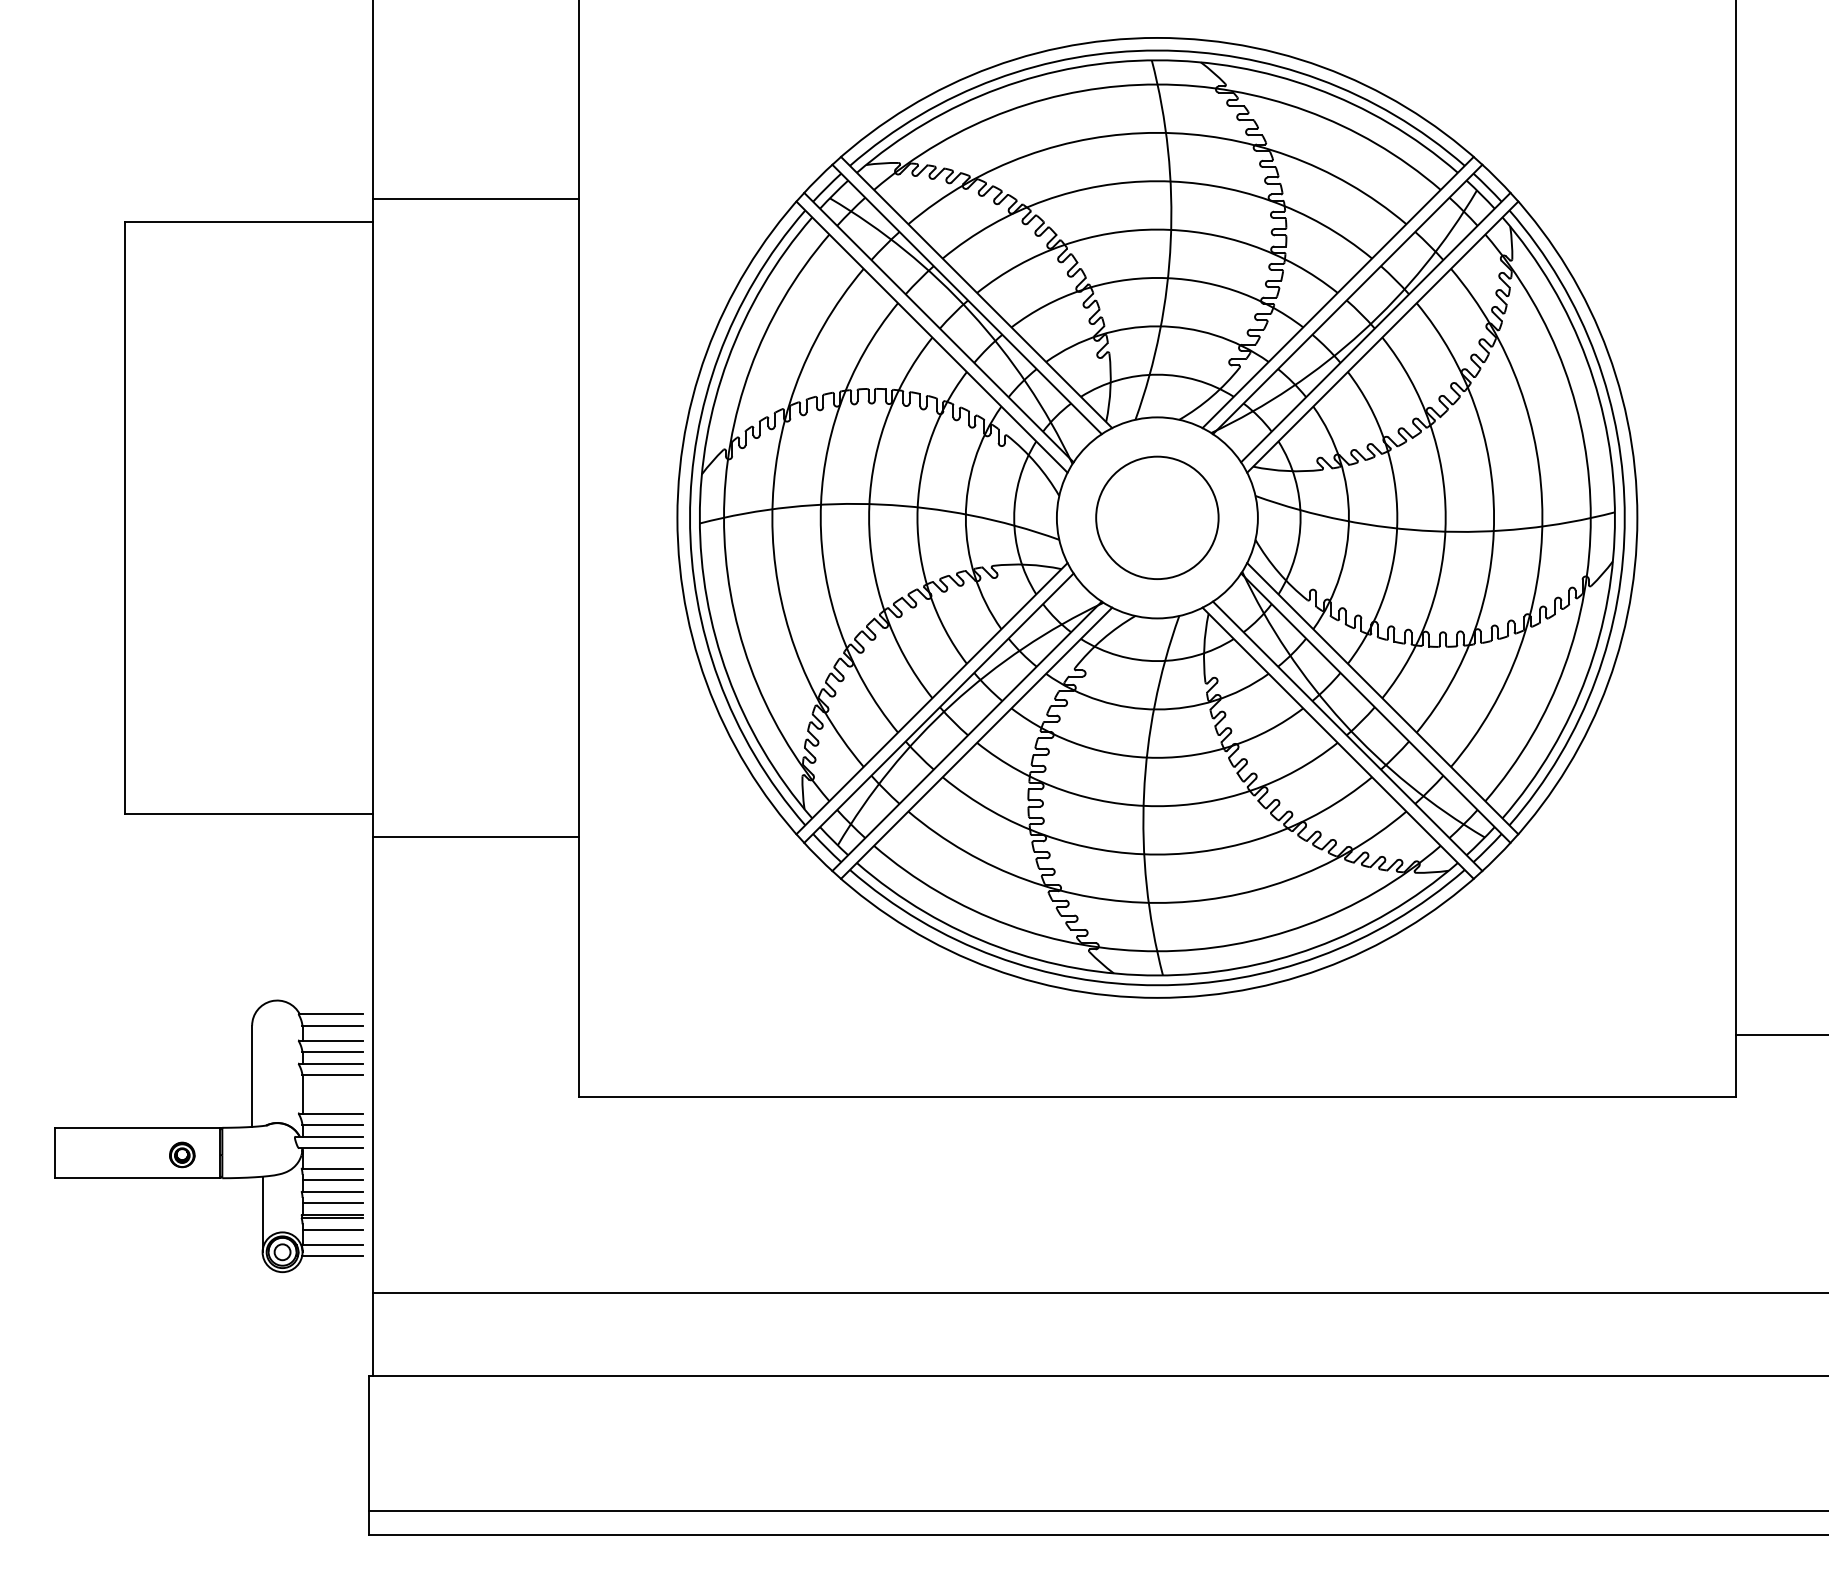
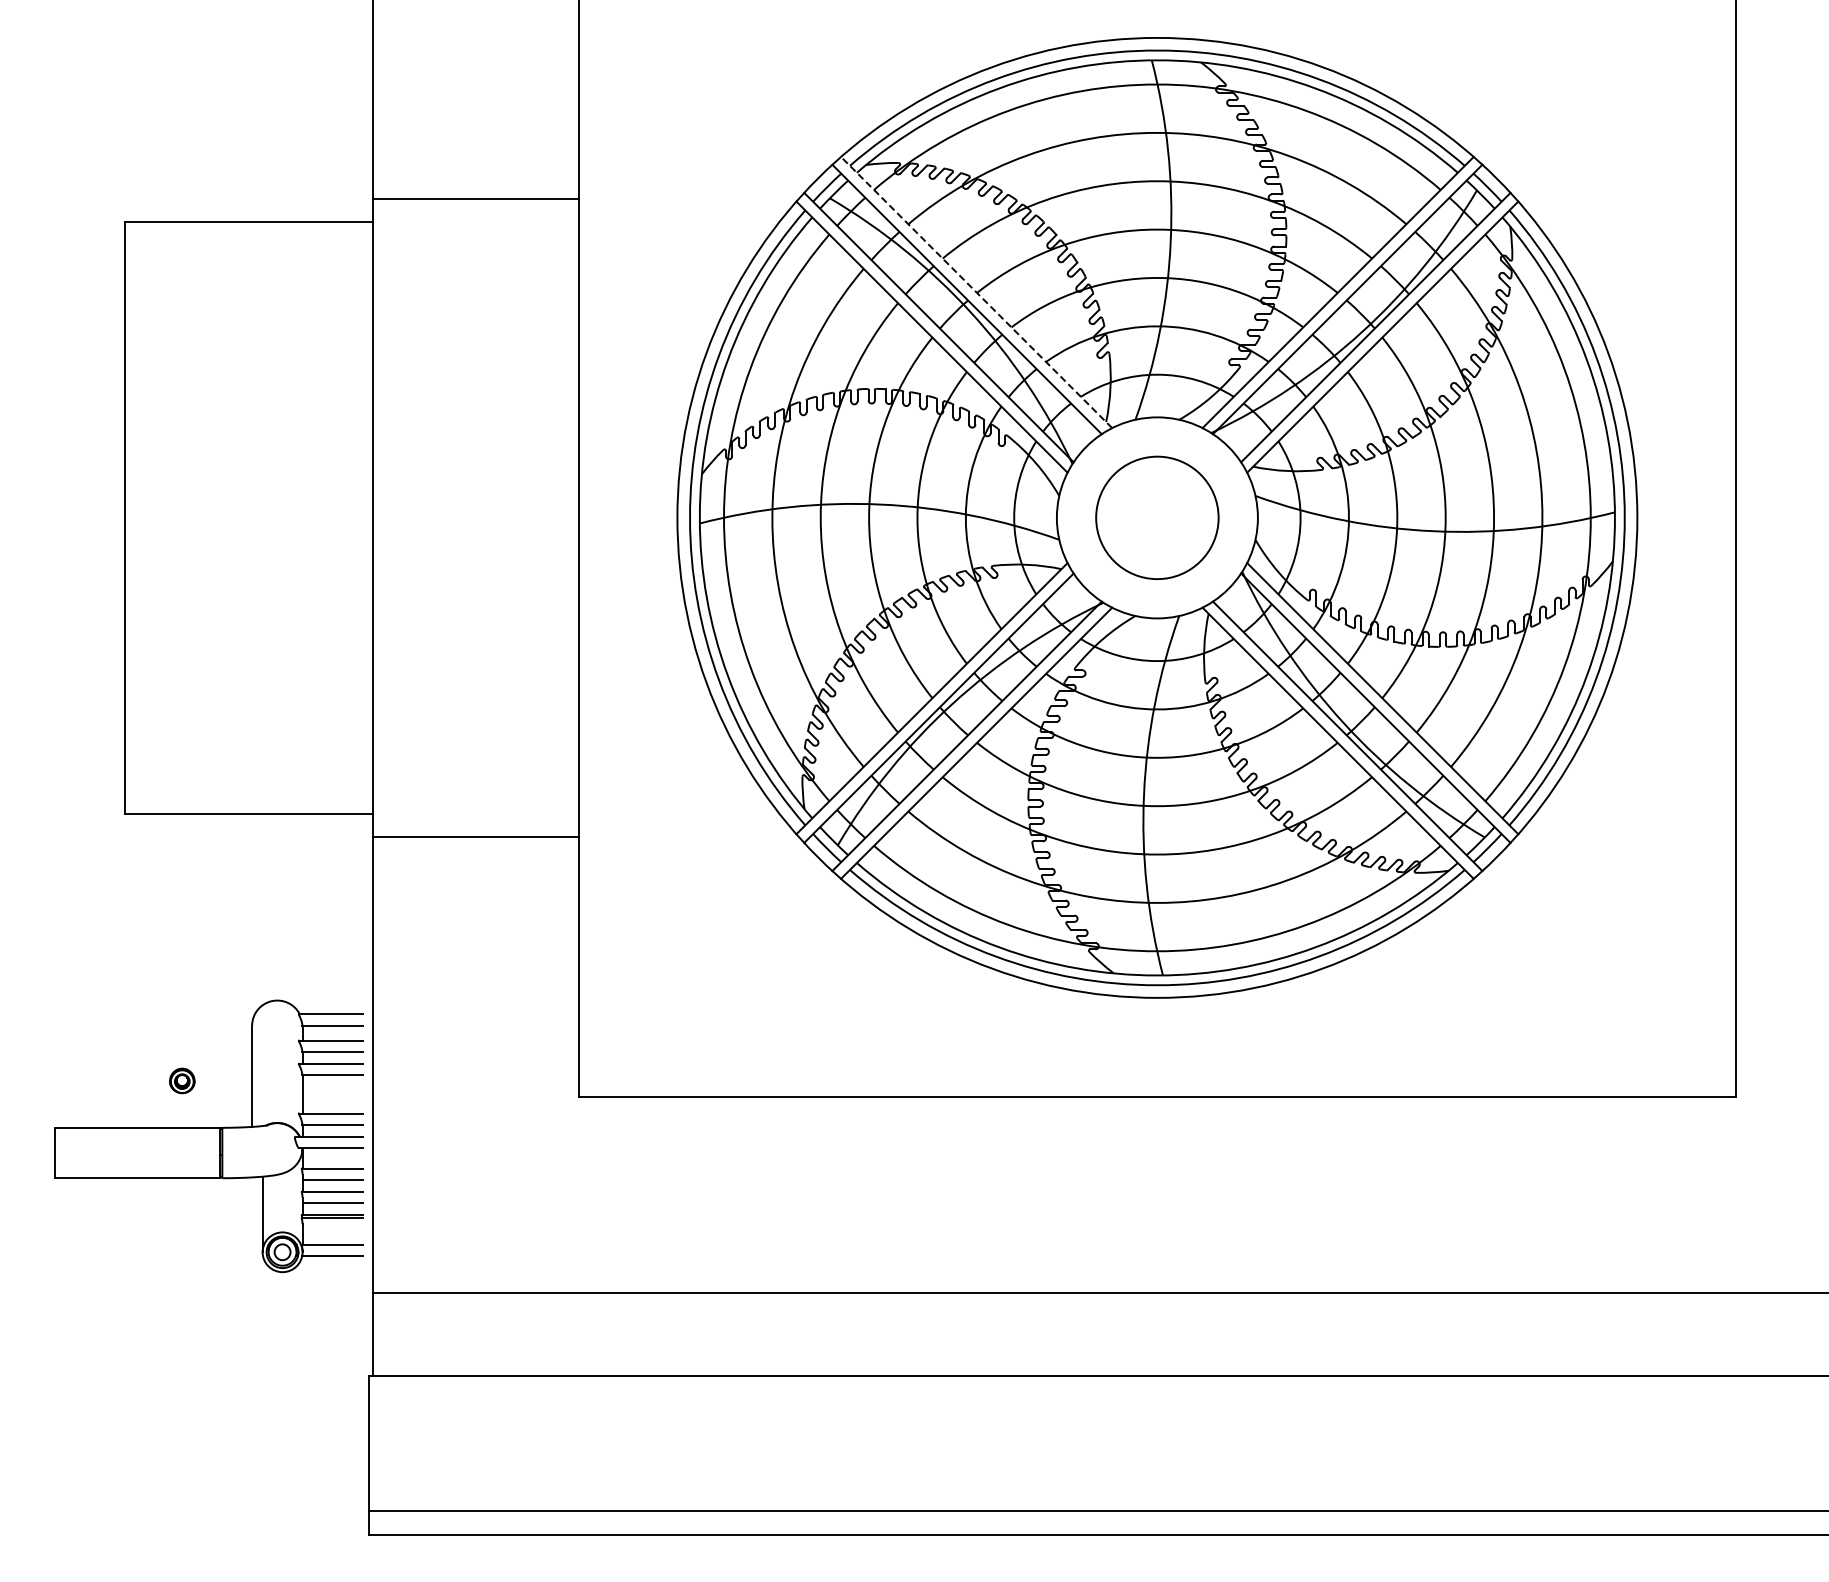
line: solid -> dashed (976, 292)
line: present -> none (1780, 1035)
part position: (182, 1154) -> (182, 1080) (182, 1080)
line: present -> none (332, 1229)
